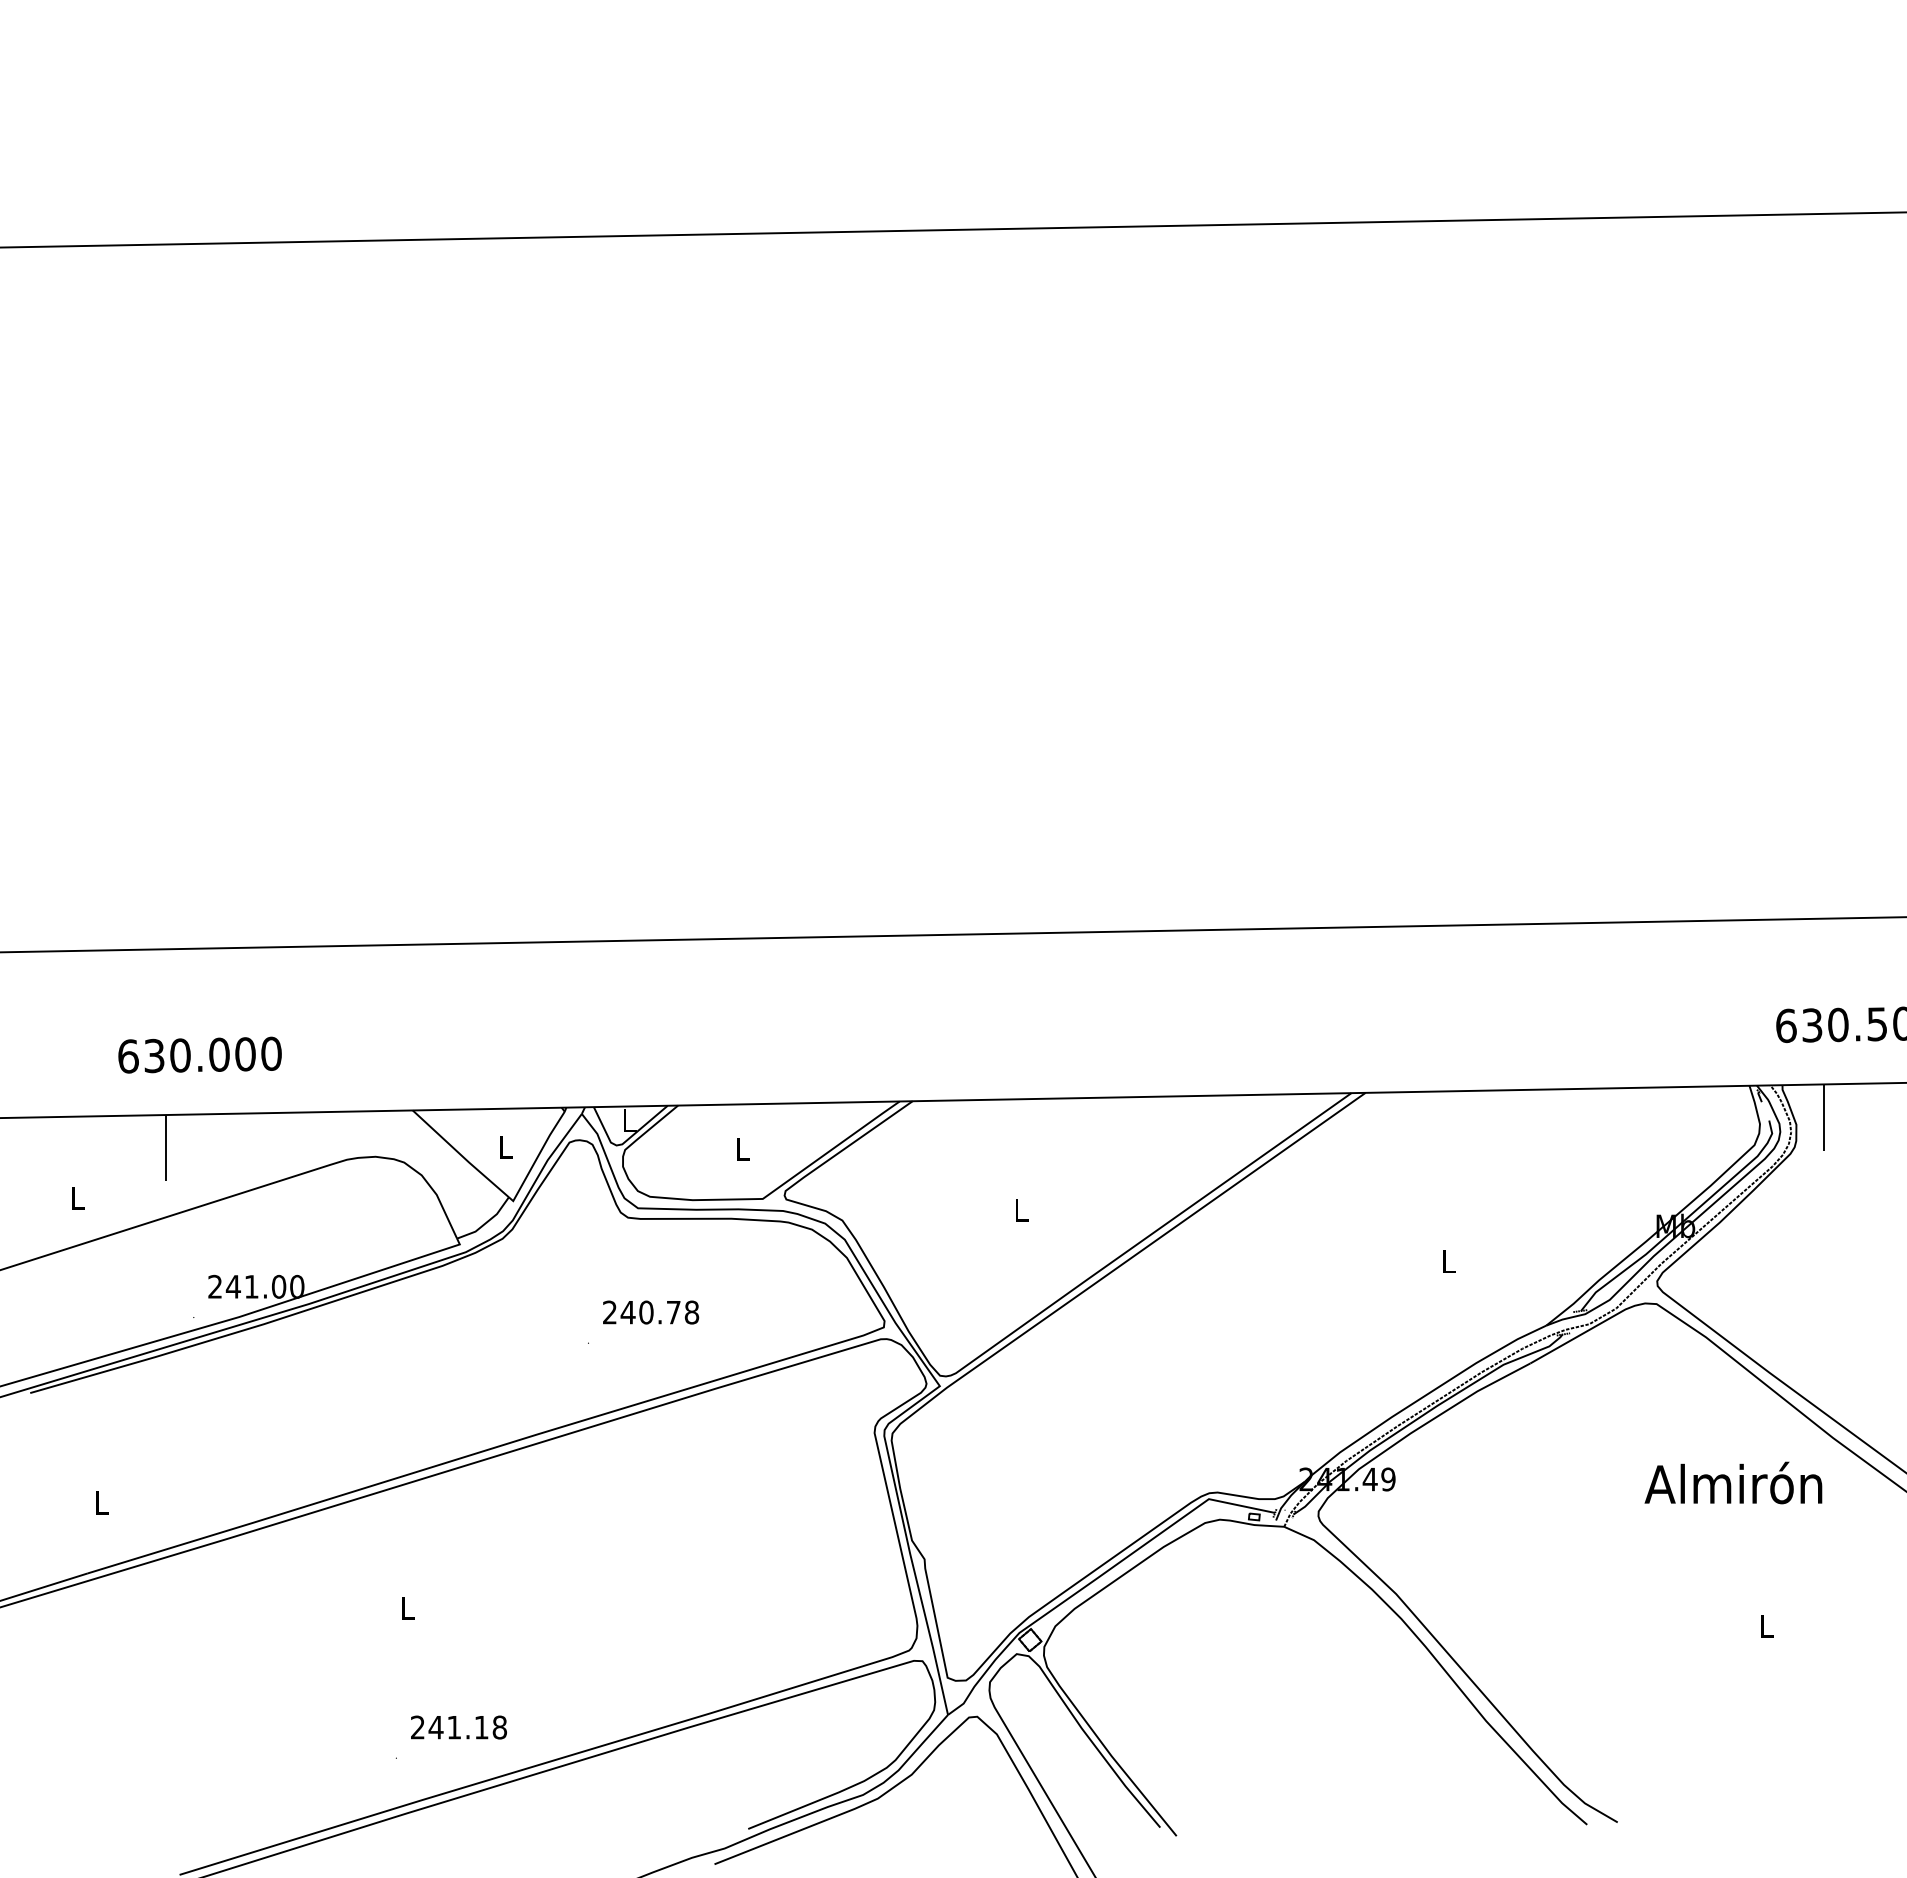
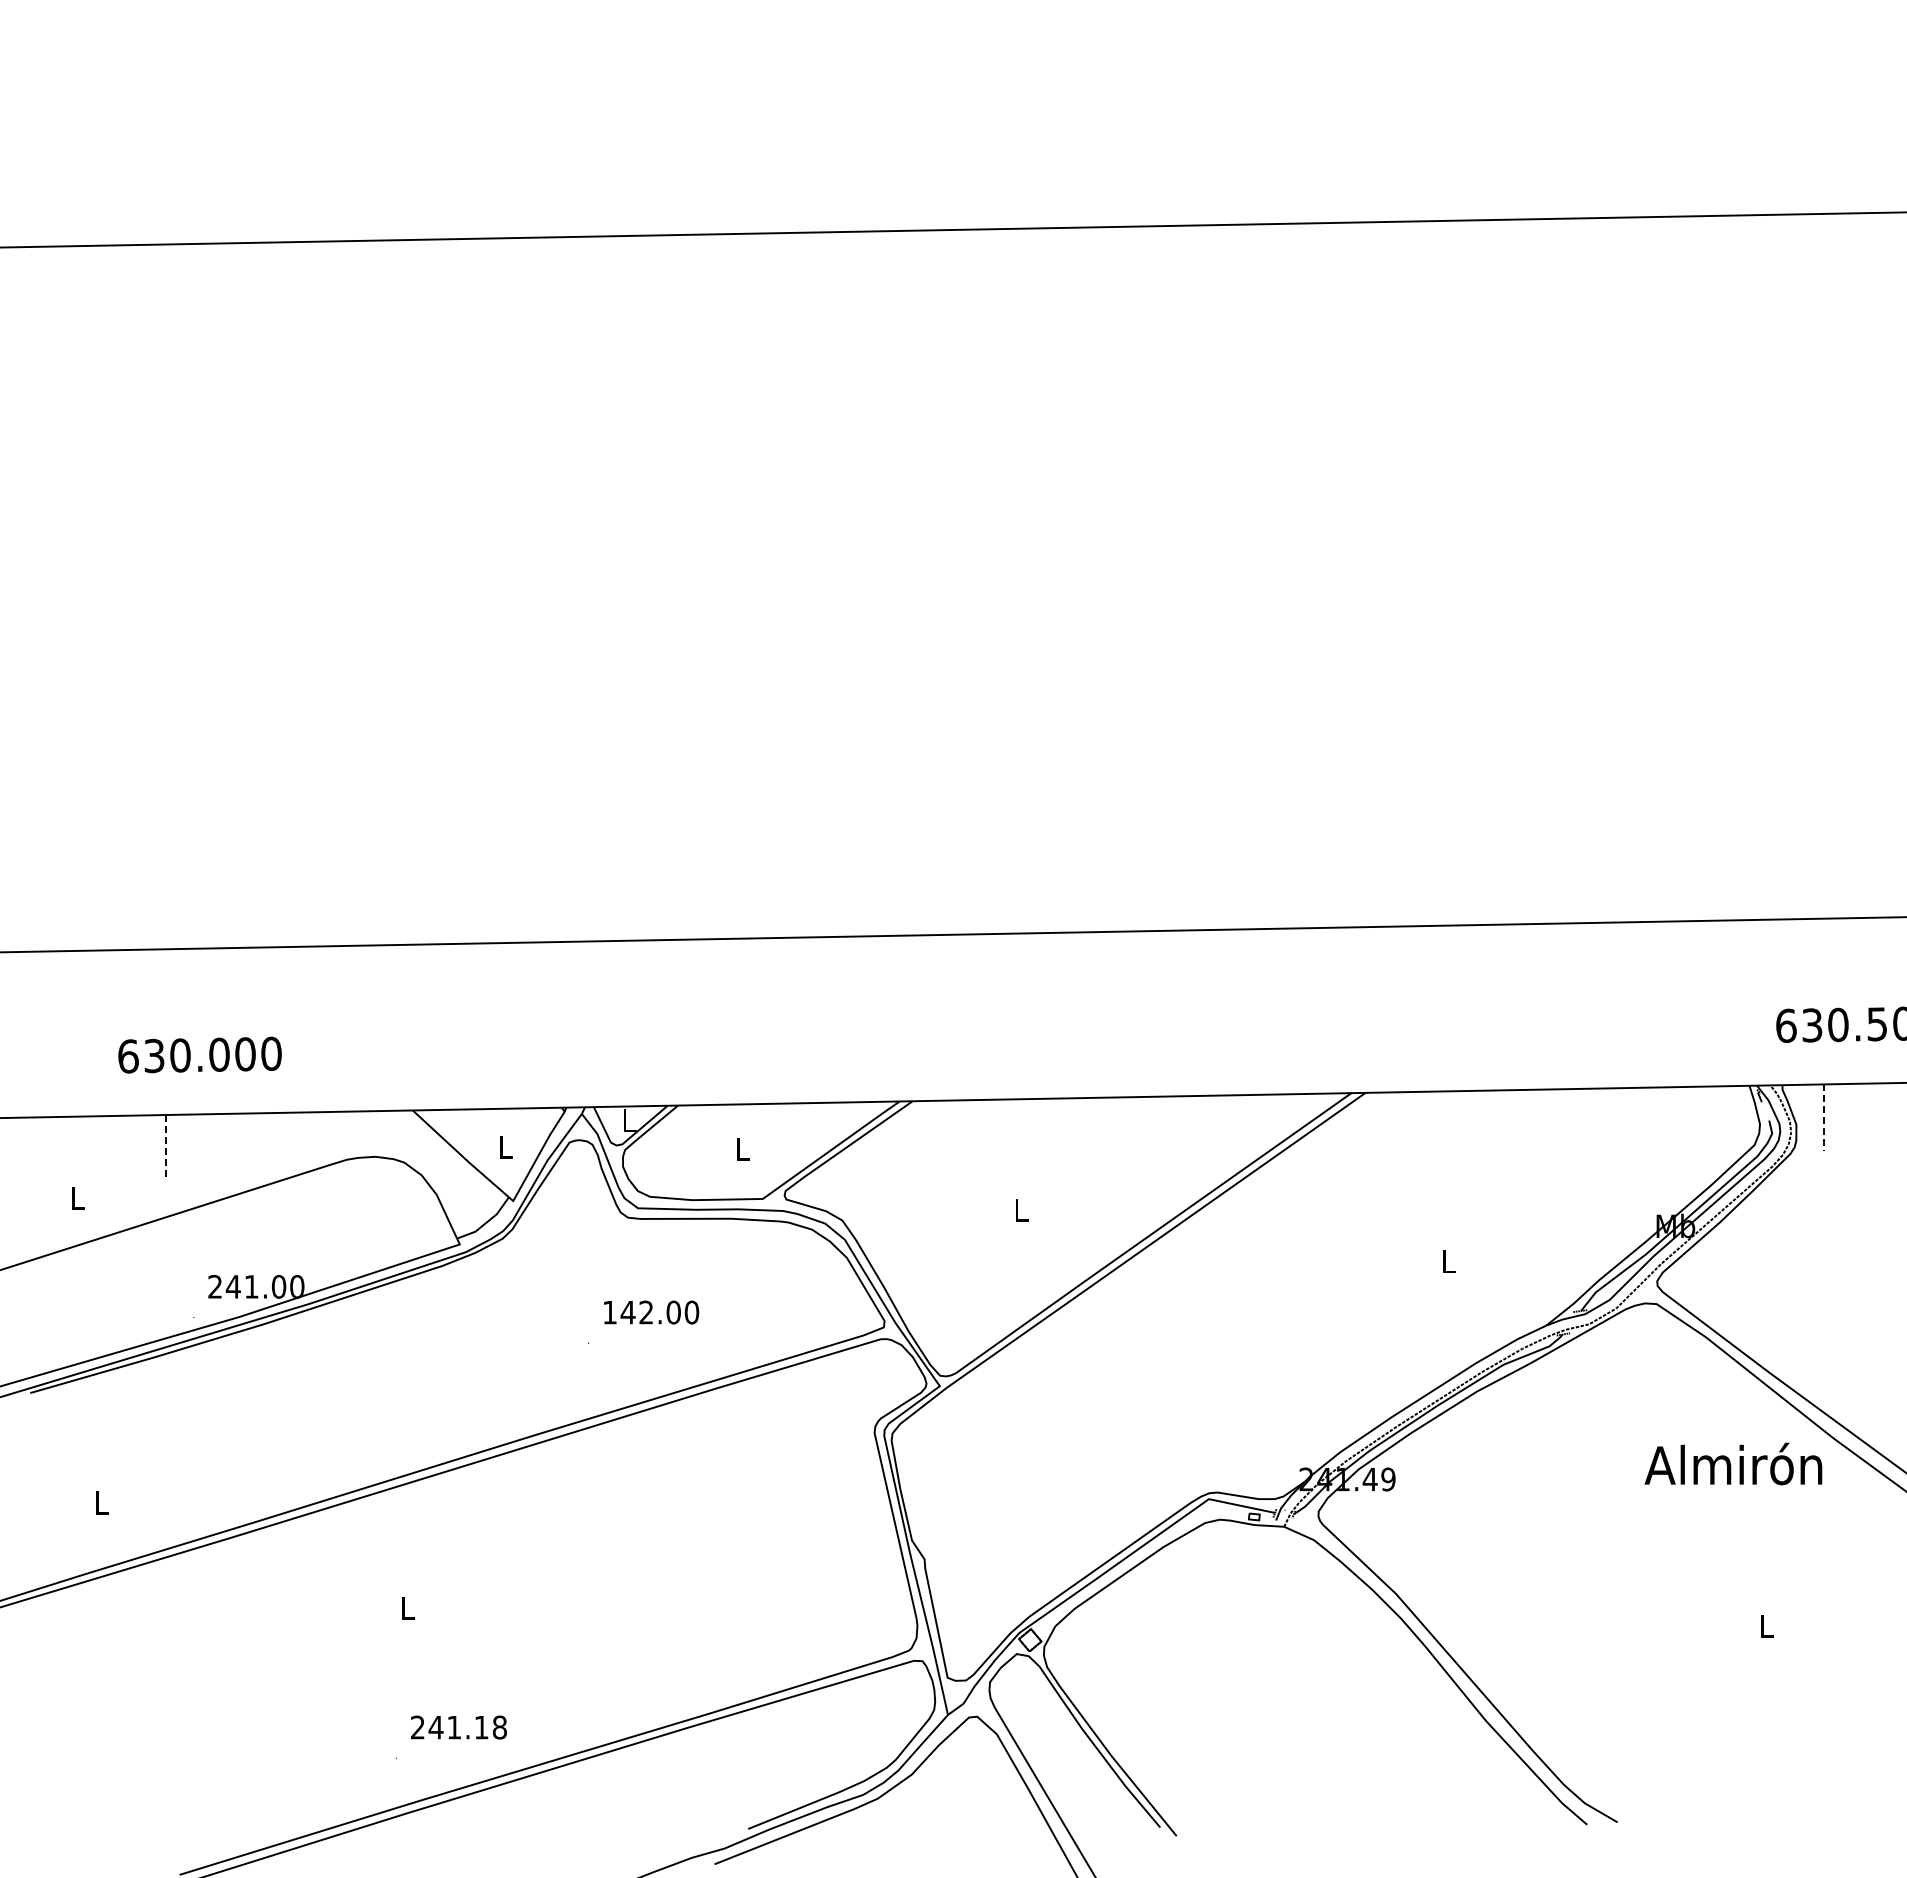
line: solid -> dashed (1823, 1118)
line: solid -> dashed (165, 1148)
text: 240.78 -> 142.00 (651, 1312)
text position: (1733, 1482) -> (1733, 1463) (1733, 1463)
